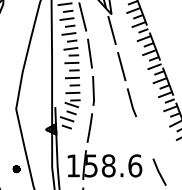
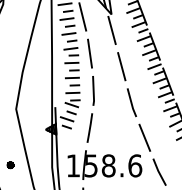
line: none -> present (144, 137)
part position: (16, 169) -> (10, 165) (10, 165)
